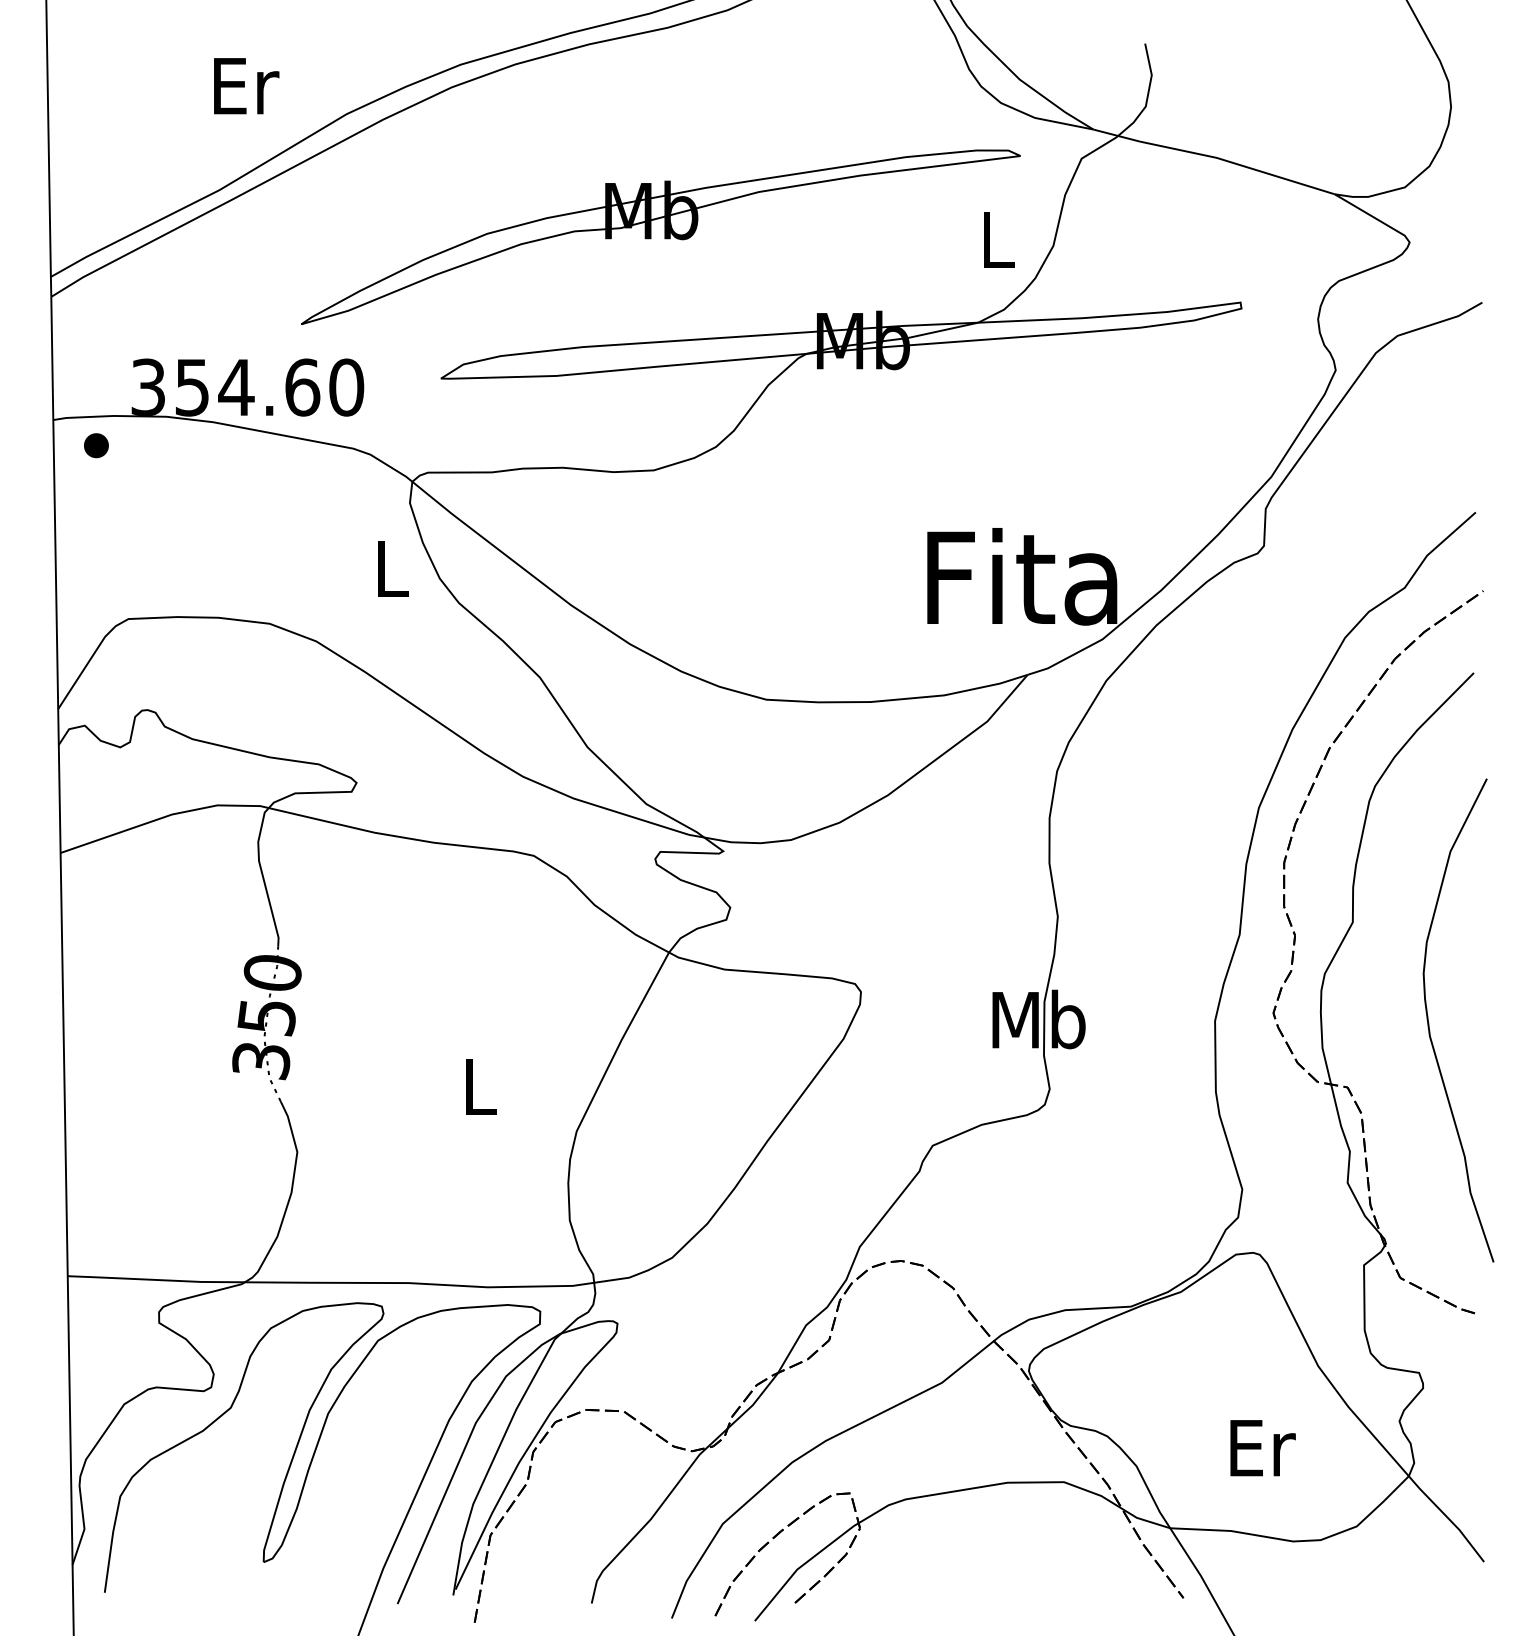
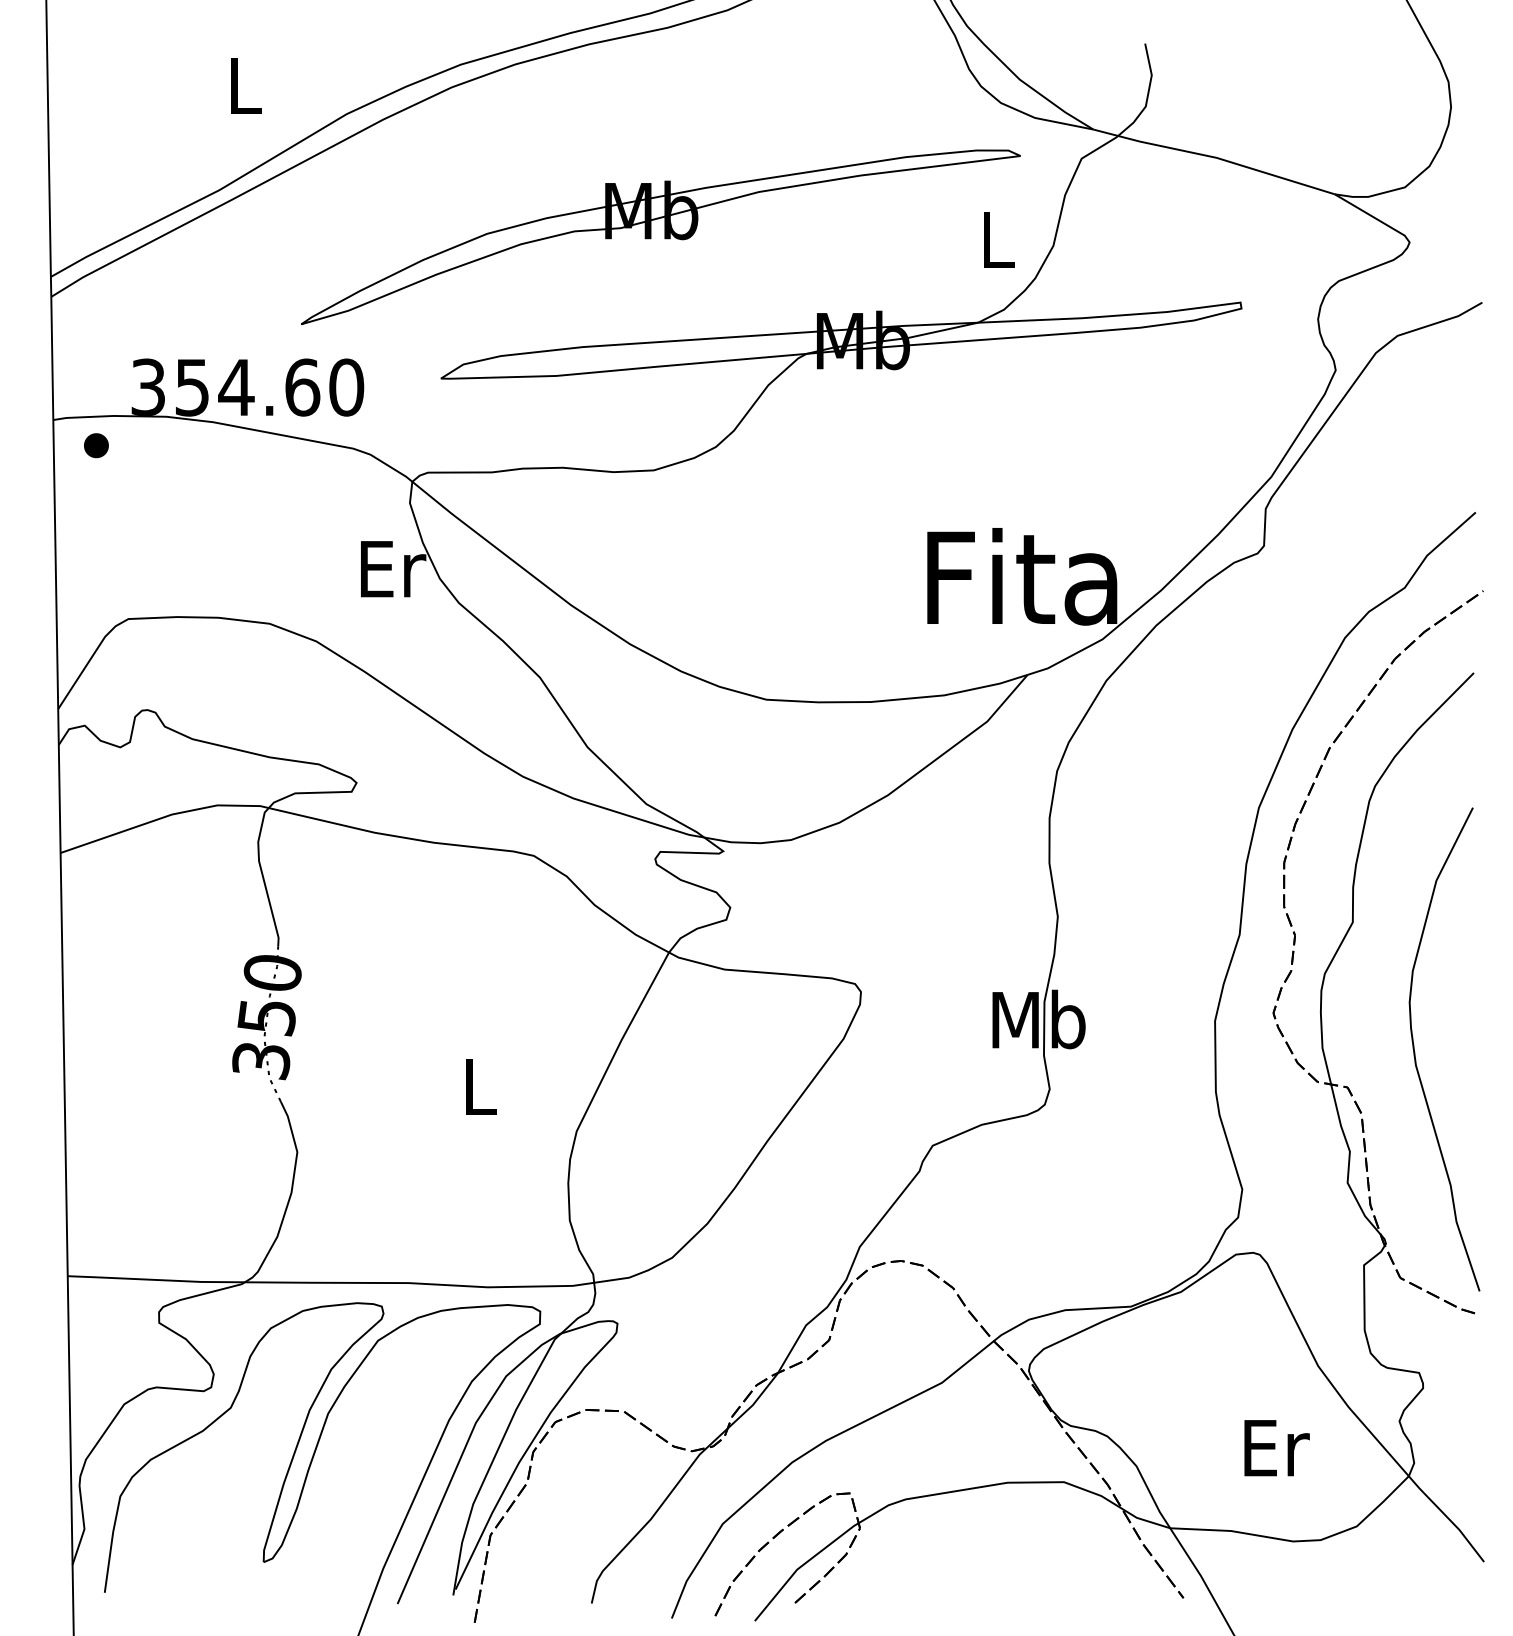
text: Er -> L (246, 86)
text: L -> Er (393, 569)
curve position: (1429, 1023) -> (1415, 1052) (1415, 1052)
text position: (1262, 1448) -> (1276, 1448) (1276, 1448)
